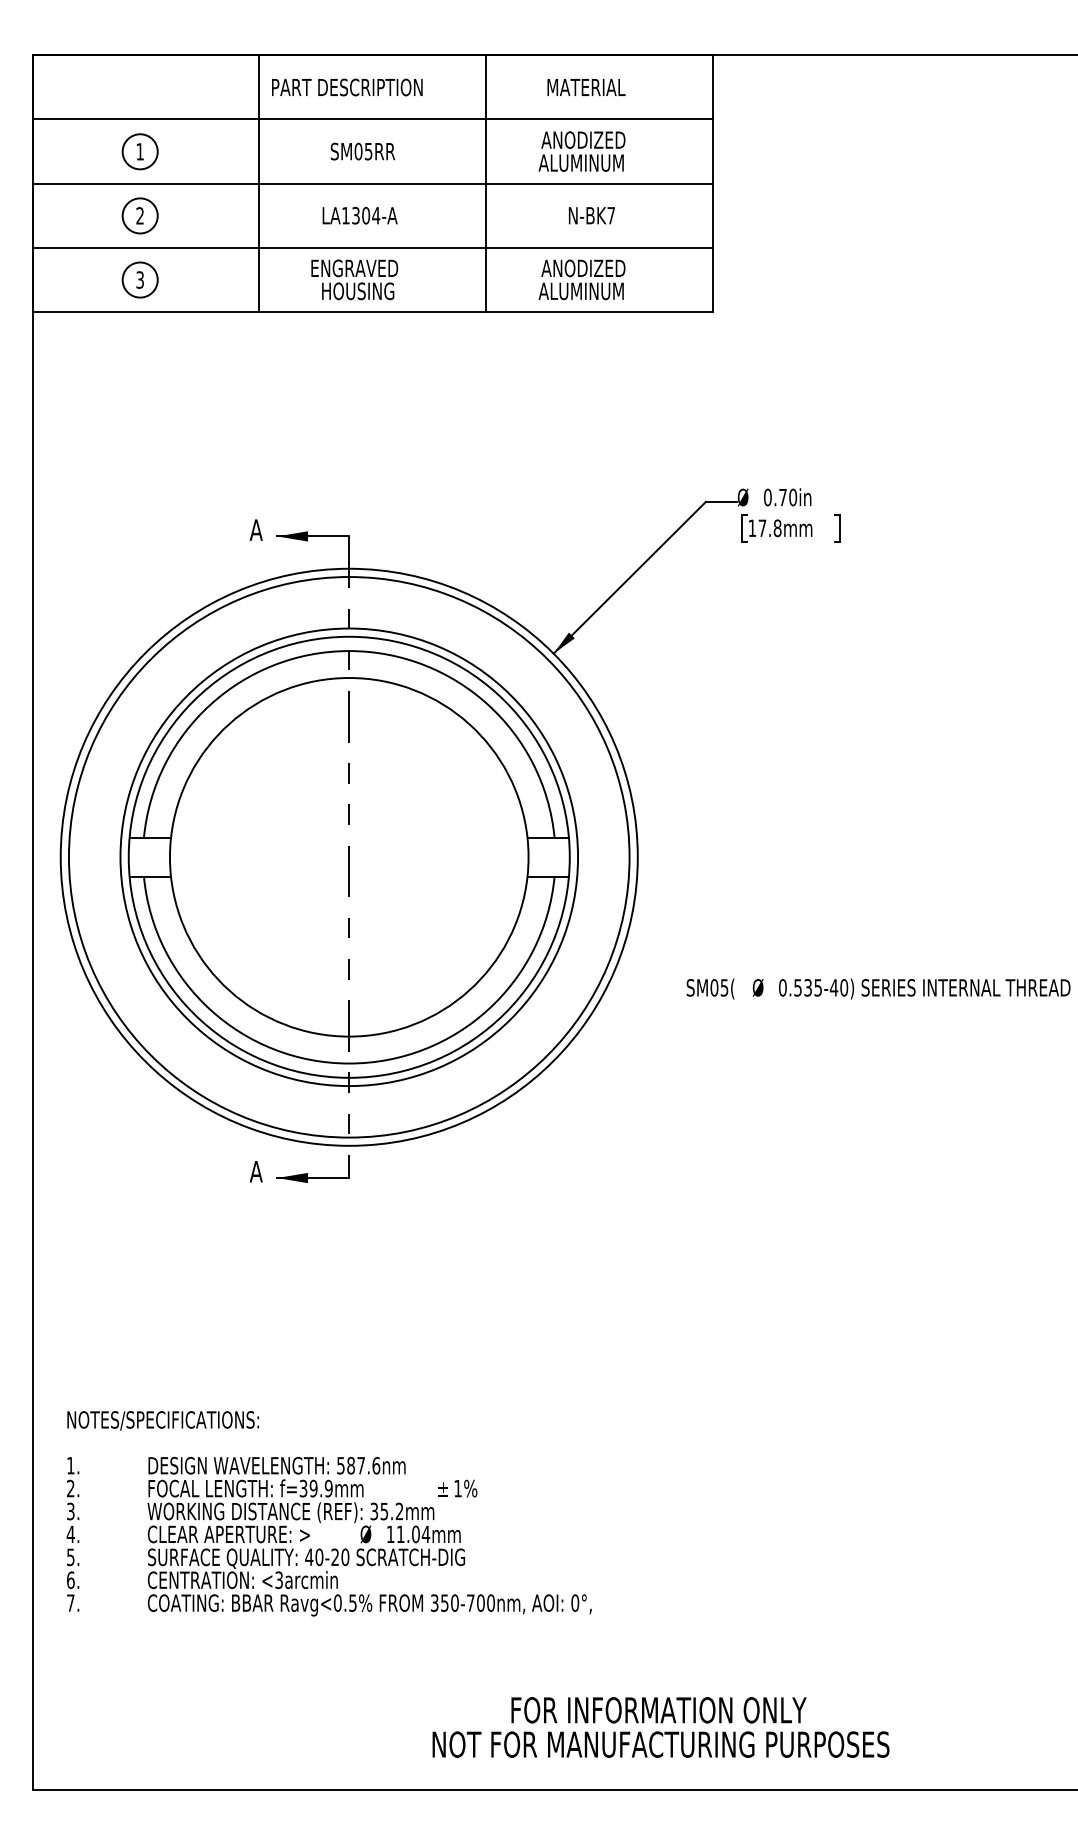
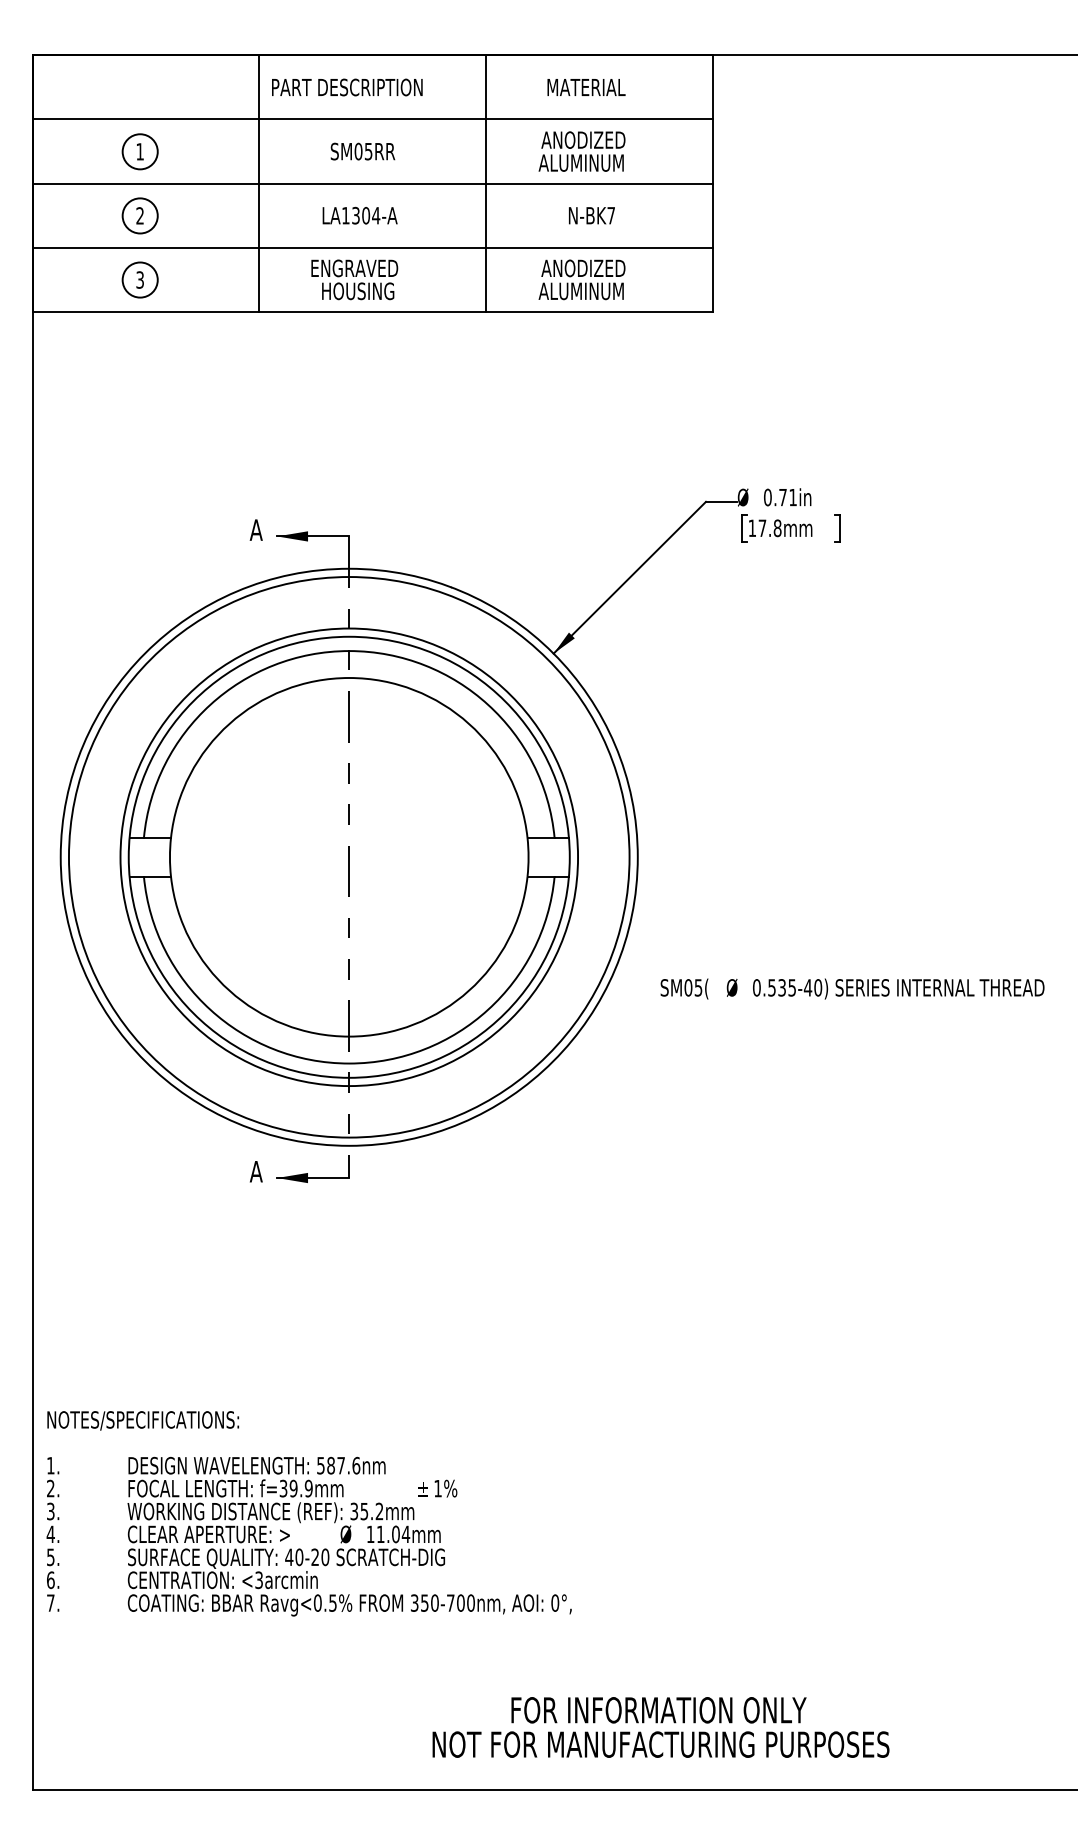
text: 0.70in -> 0.71in (793, 497)
text position: (878, 988) -> (852, 988) (852, 988)
text position: (328, 1513) -> (308, 1513) (308, 1513)
